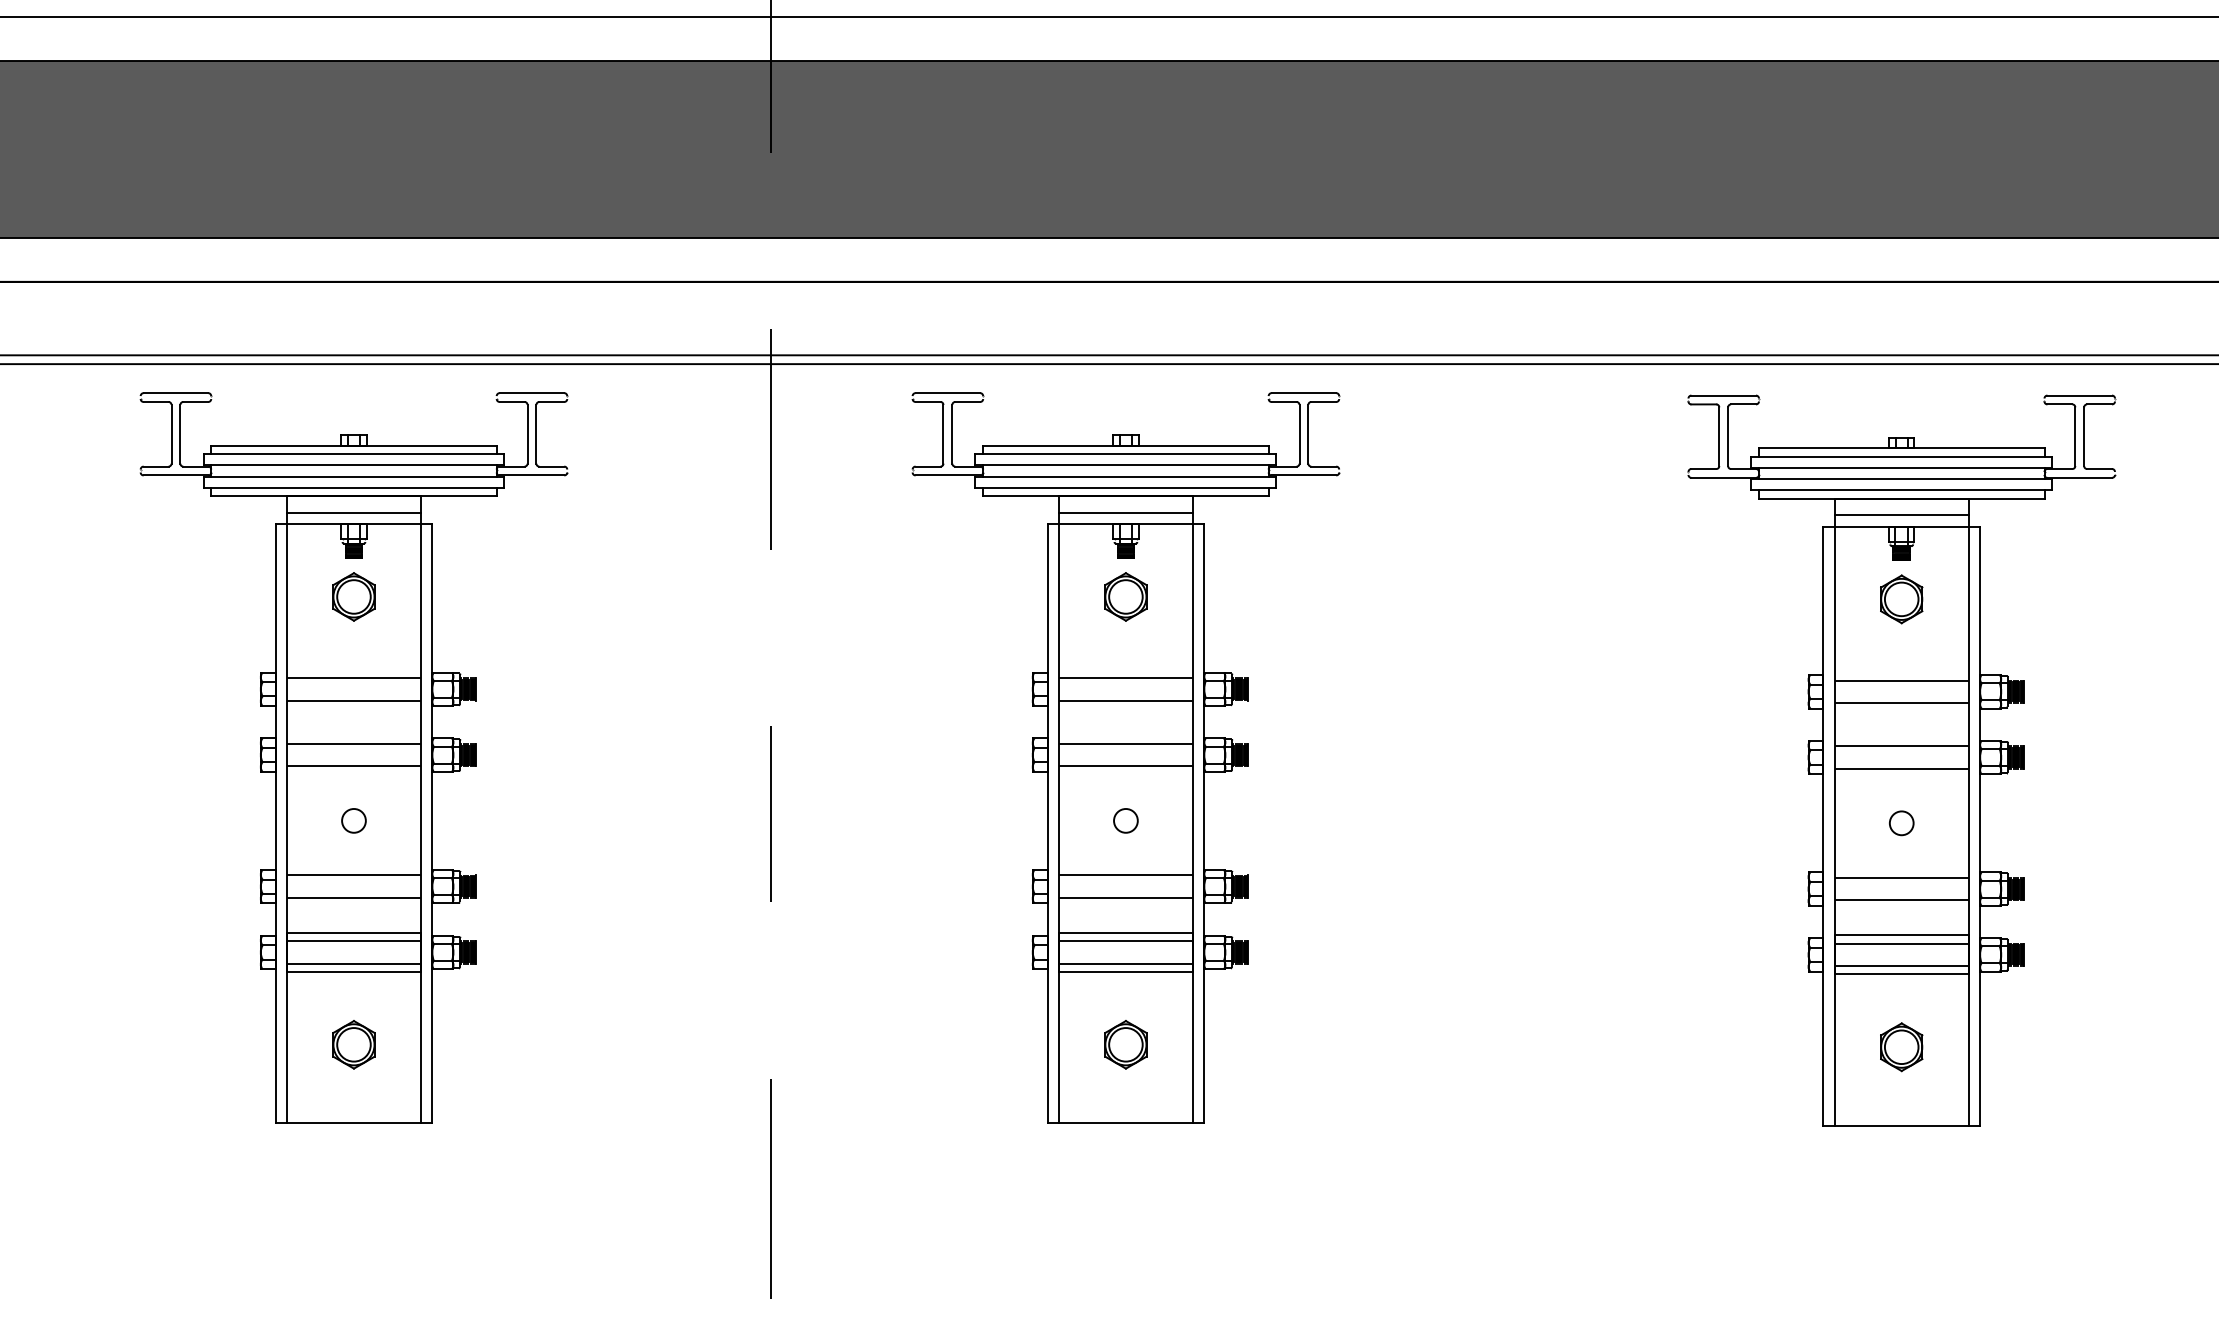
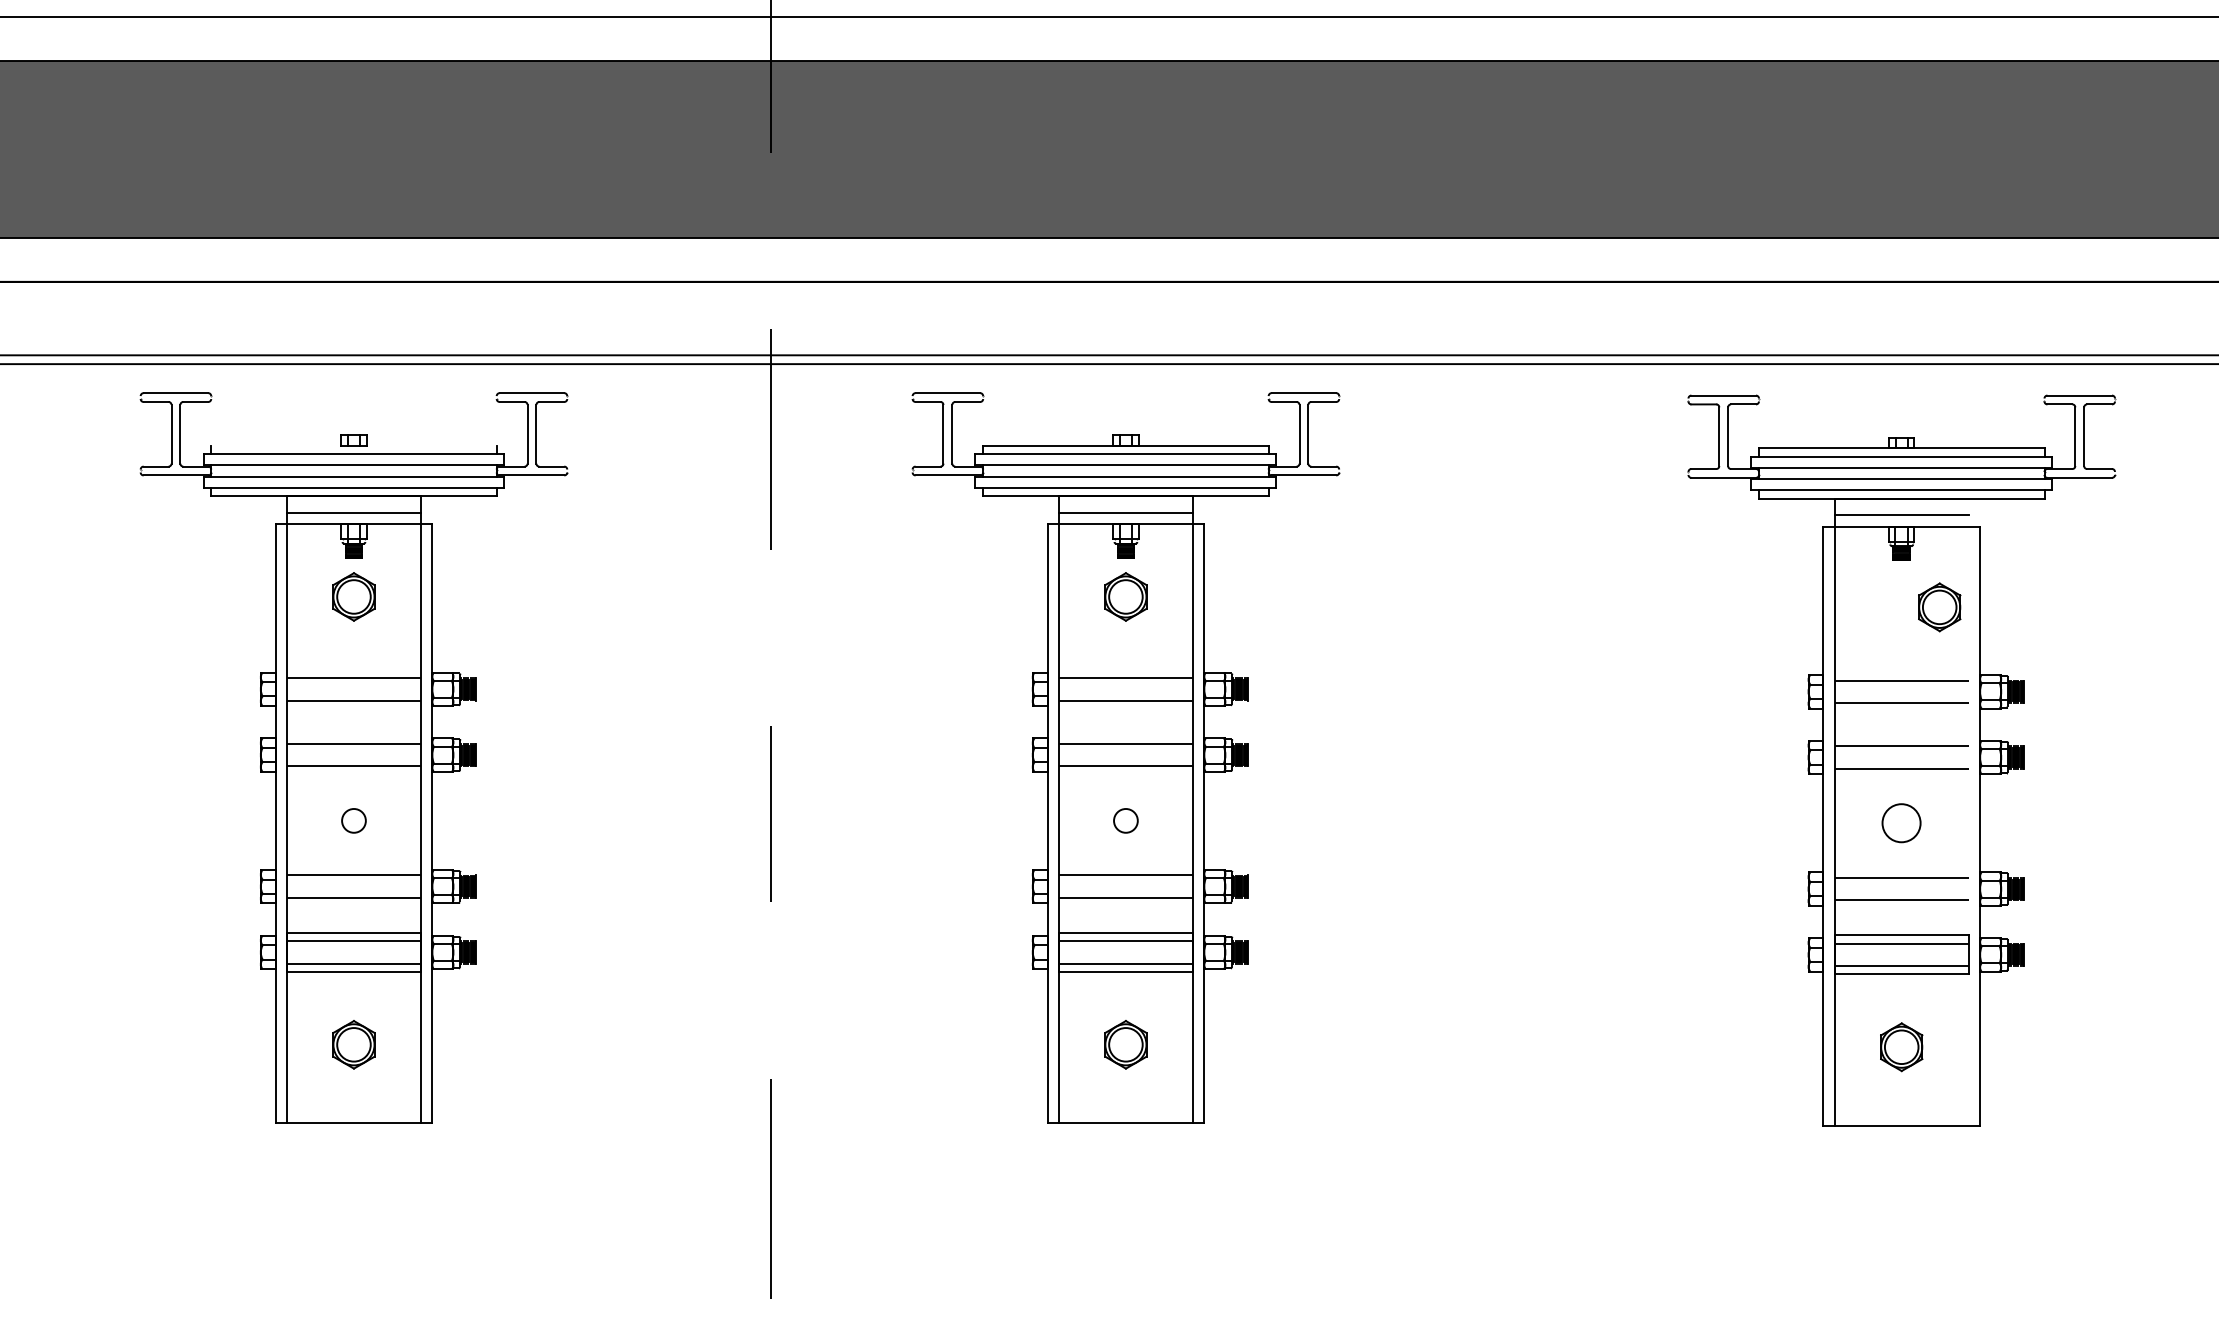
line: present -> none (353, 445)
part position: (1901, 599) -> (1939, 607) (1939, 607)
line: present -> none (1968, 811)
circle size: 26x27 px -> 41x41 px (1901, 823)
